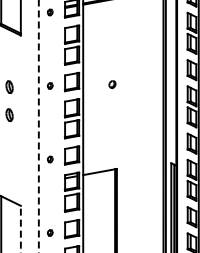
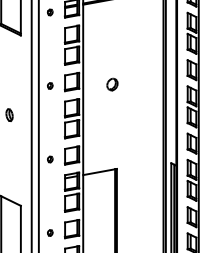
part size: 9x10 px -> 13x15 px (112, 84)
part: present -> none (9, 86)
line: none -> present (31, 125)
line: dashed -> solid (38, 126)
line: dashed -> solid (20, 228)
